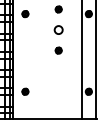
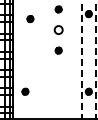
part position: (25, 14) -> (30, 19) (30, 19)
line: solid -> dashed (96, 59)
line: solid -> dashed (81, 60)
